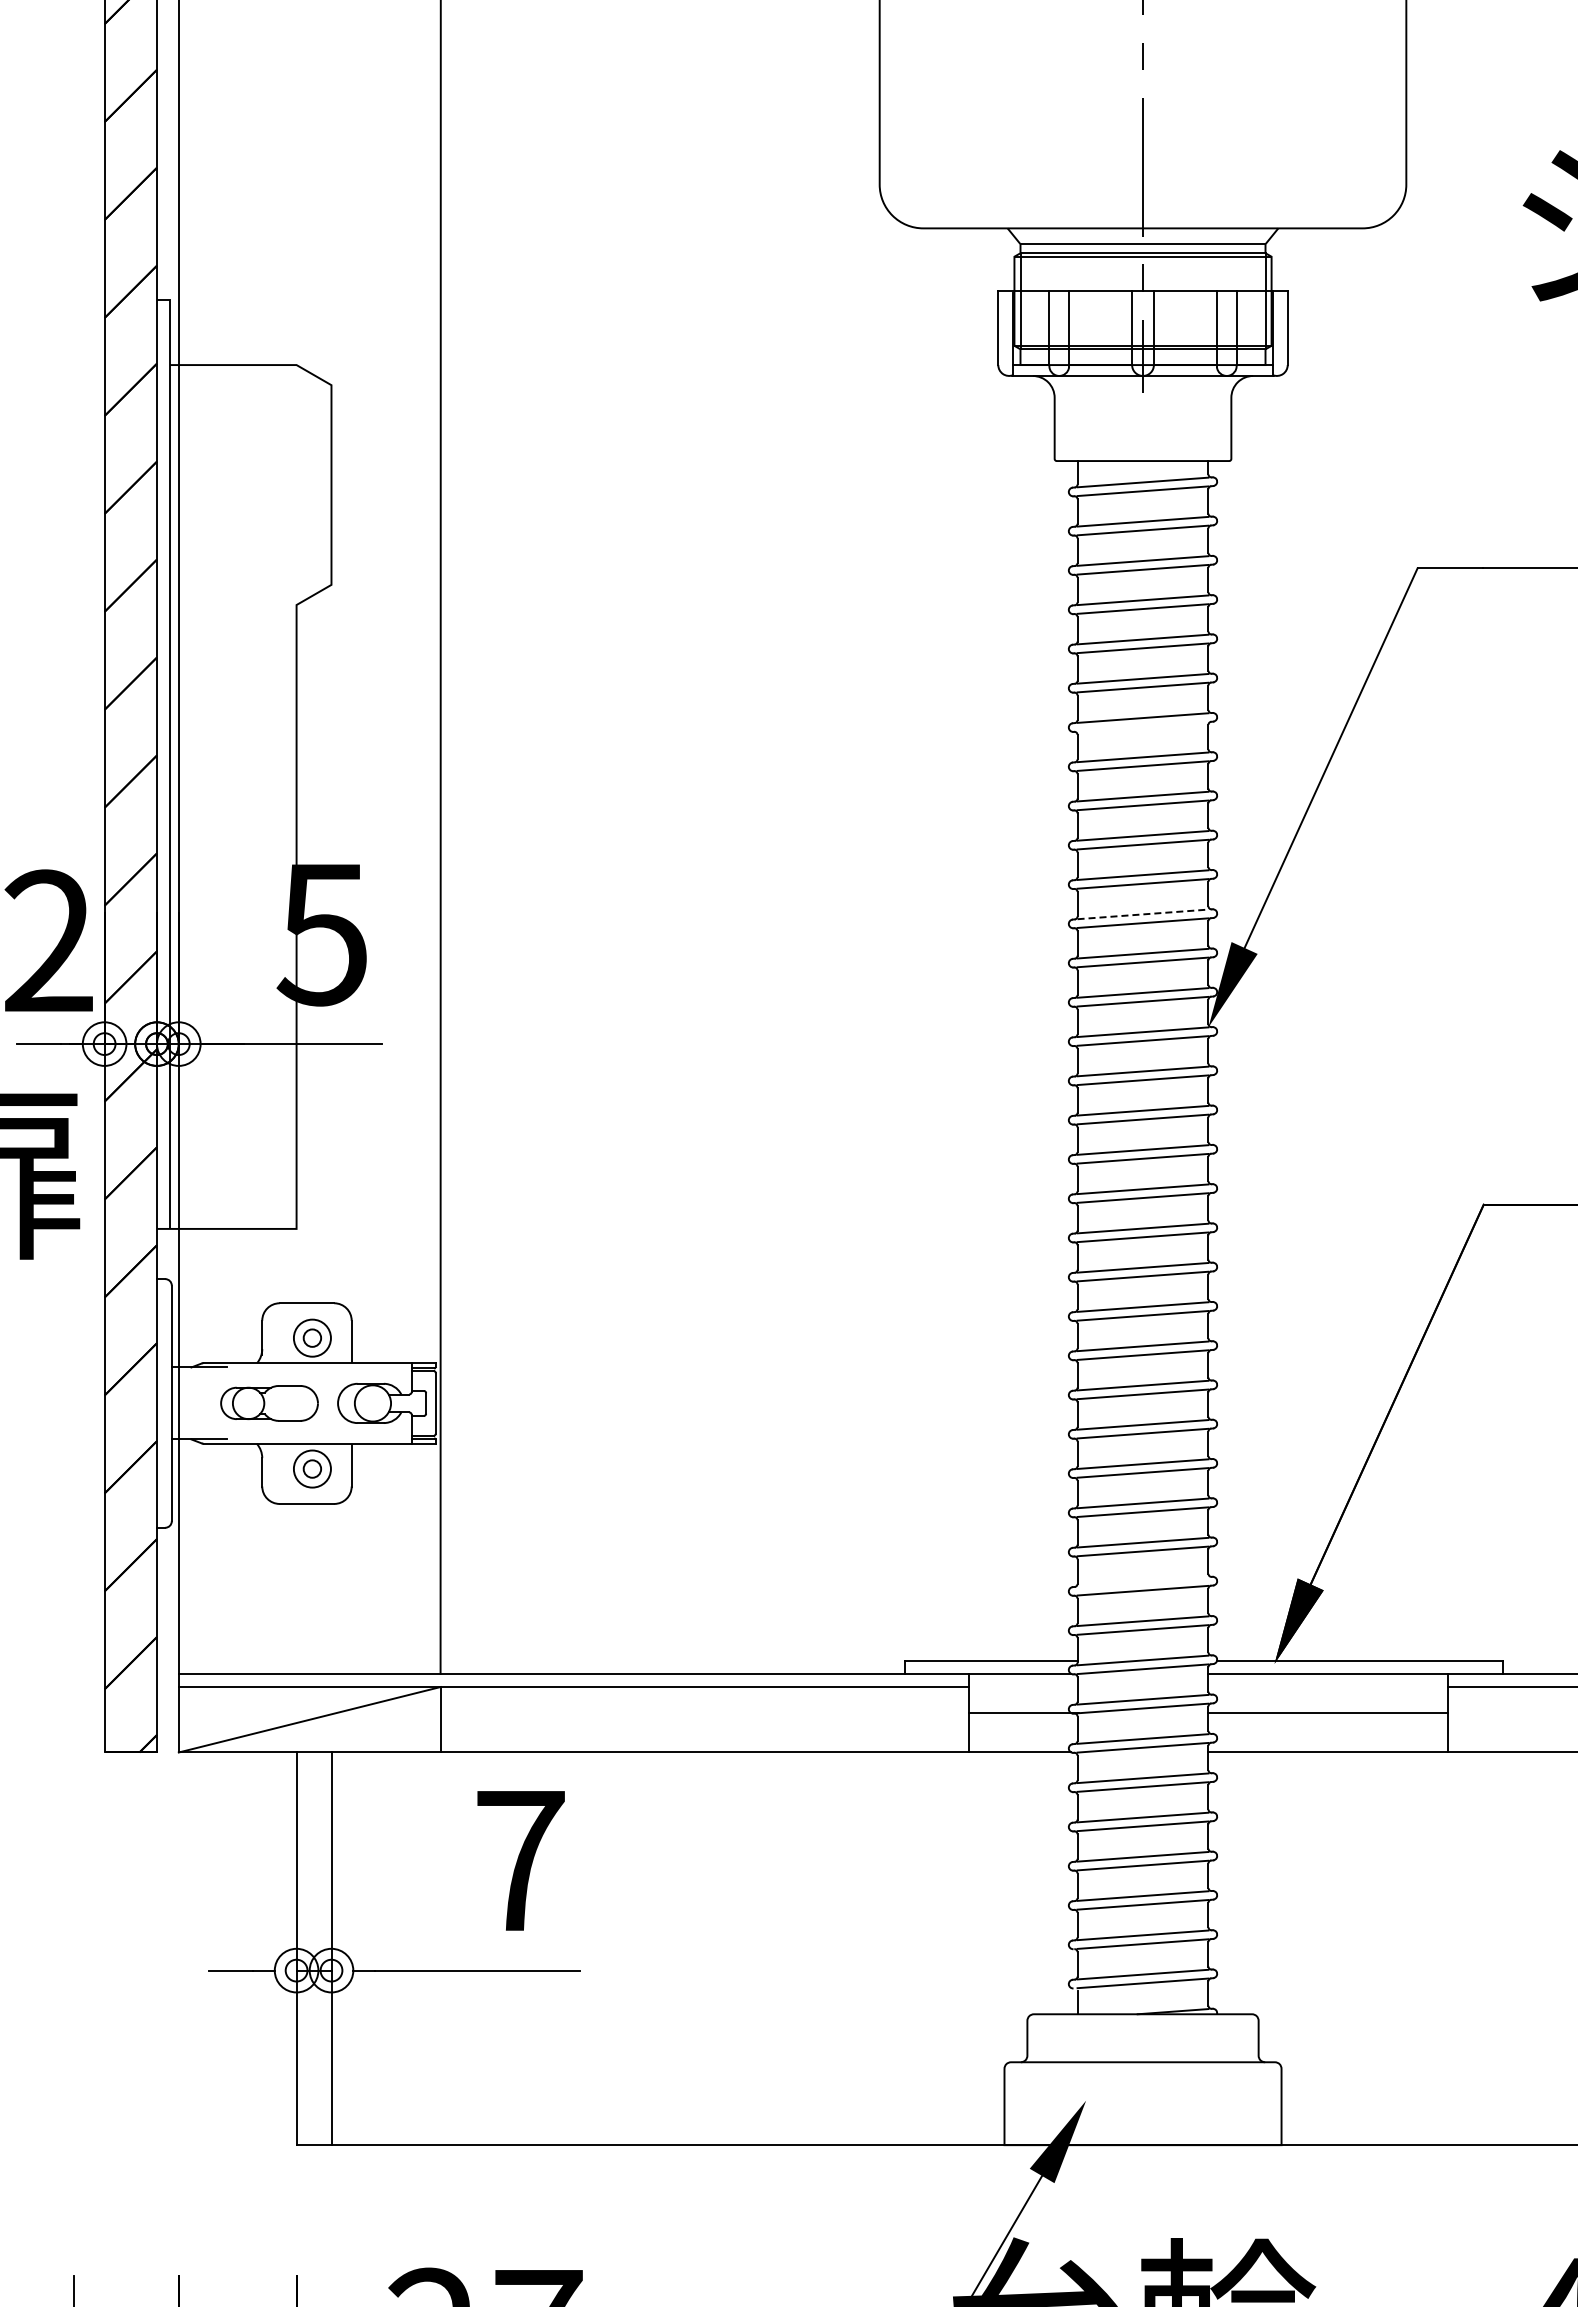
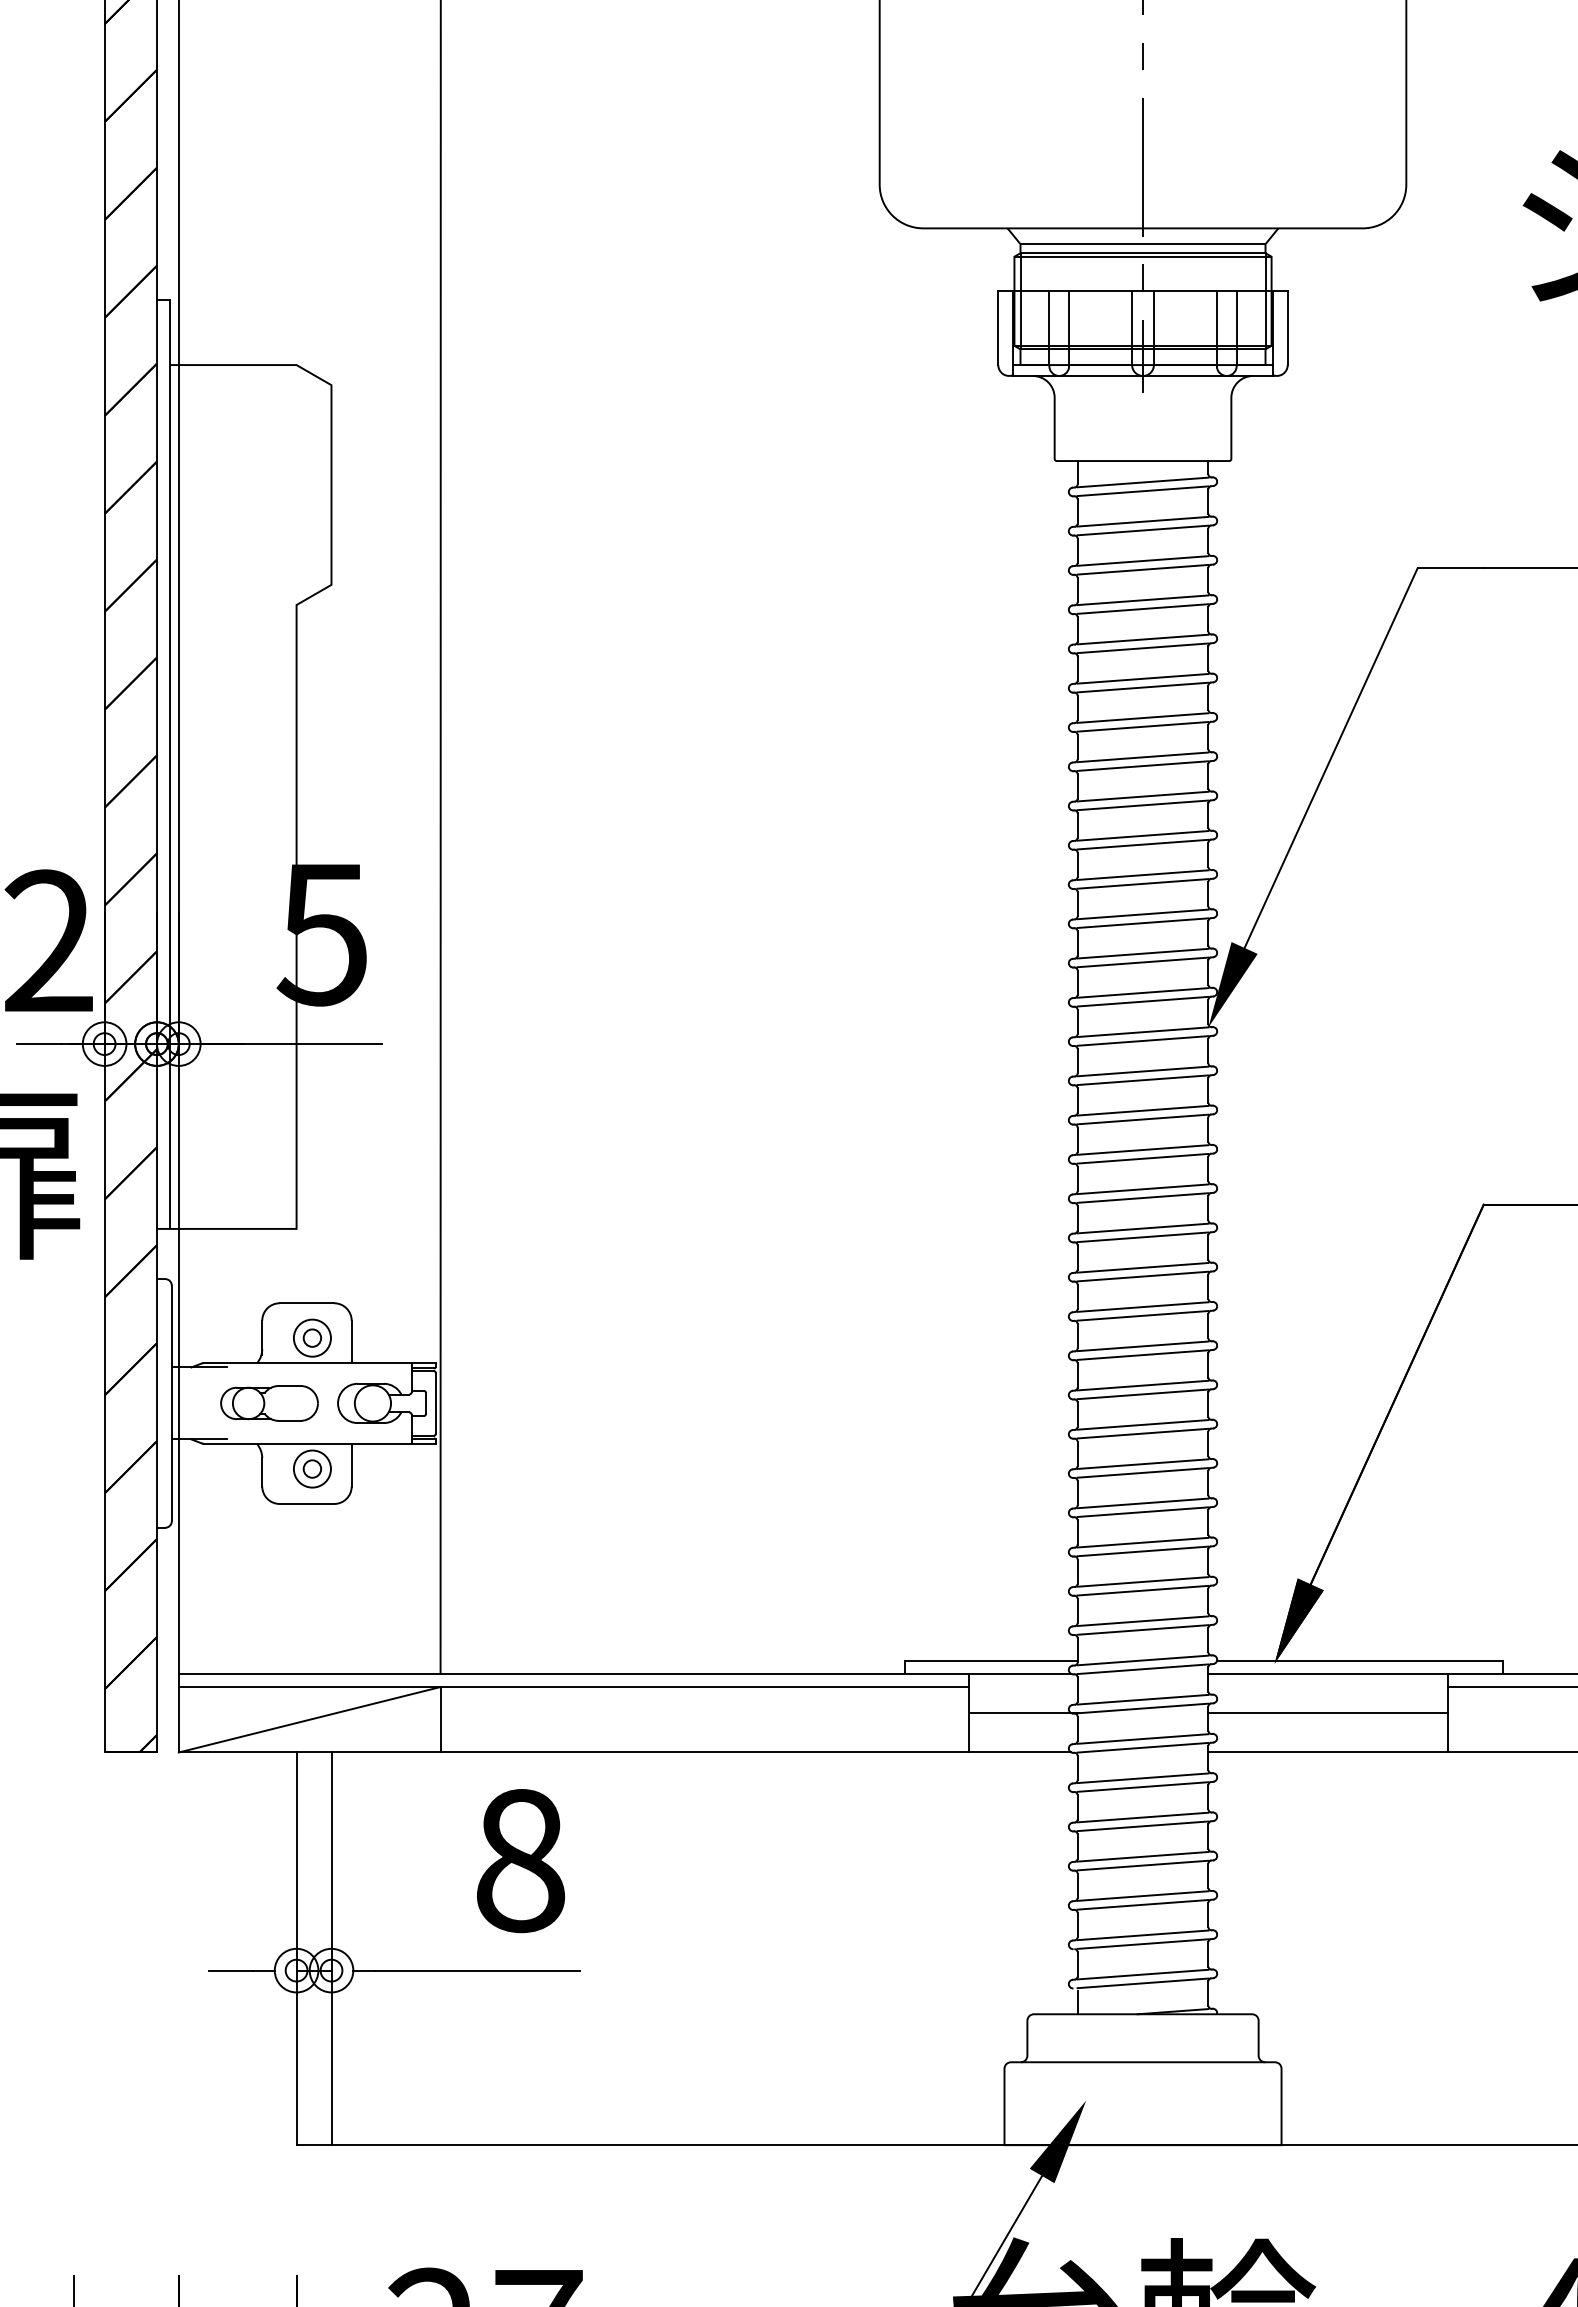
line: none -> present (1142, 726)
line: dashed -> solid (1143, 914)
line: none -> present (1142, 1581)
text: 7 -> 8 (520, 1861)
